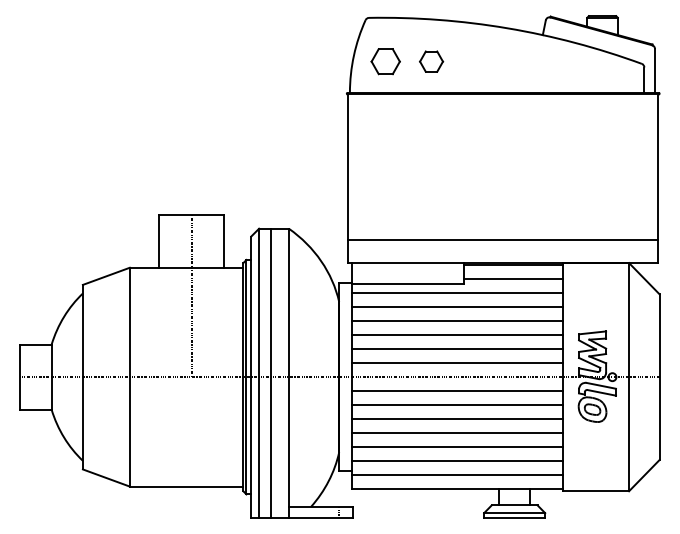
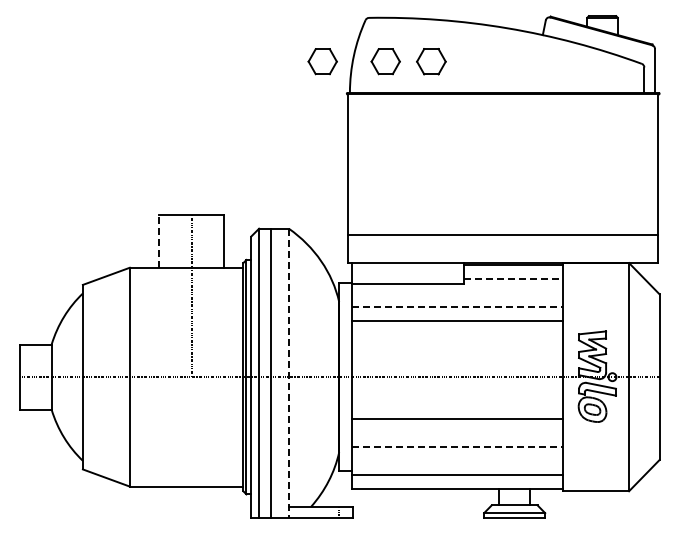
part: none -> present (322, 61)
part size: 26x23 px -> 31x28 px (431, 61)
line position: (503, 239) -> (503, 234) (503, 234)
line: solid -> dashed (158, 241)
line: solid -> dashed (513, 279)
line: present -> none (457, 293)
line: solid -> dashed (457, 307)
line: present -> none (457, 335)
line: present -> none (457, 349)
line: present -> none (457, 363)
line: solid -> dashed (288, 373)
line: present -> none (457, 391)
line: present -> none (457, 405)
line: present -> none (457, 433)
line: solid -> dashed (457, 447)
line: present -> none (457, 461)
